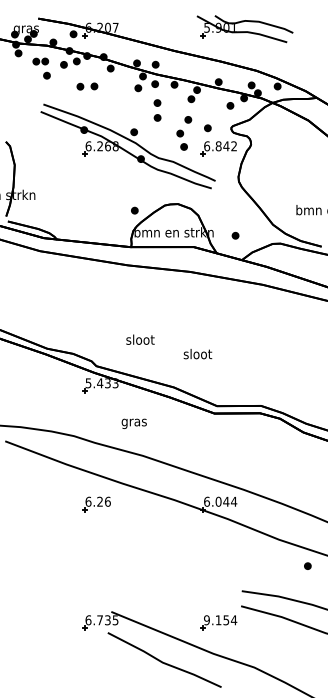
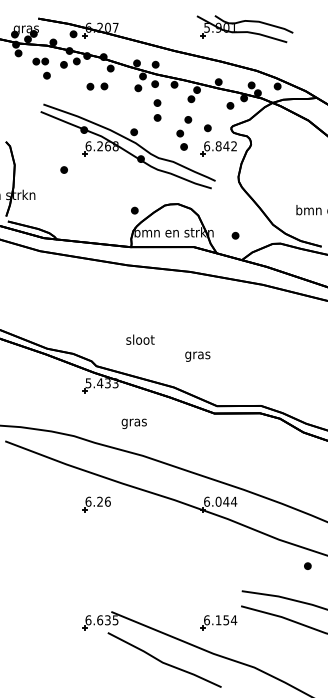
part position: (87, 86) -> (97, 86) (97, 86)
part: none -> present (63, 169)
text: sloot -> gras (197, 355)
text: 6.735 -> 6.635 (100, 620)
text: 9.154 -> 6.154 (206, 620)
